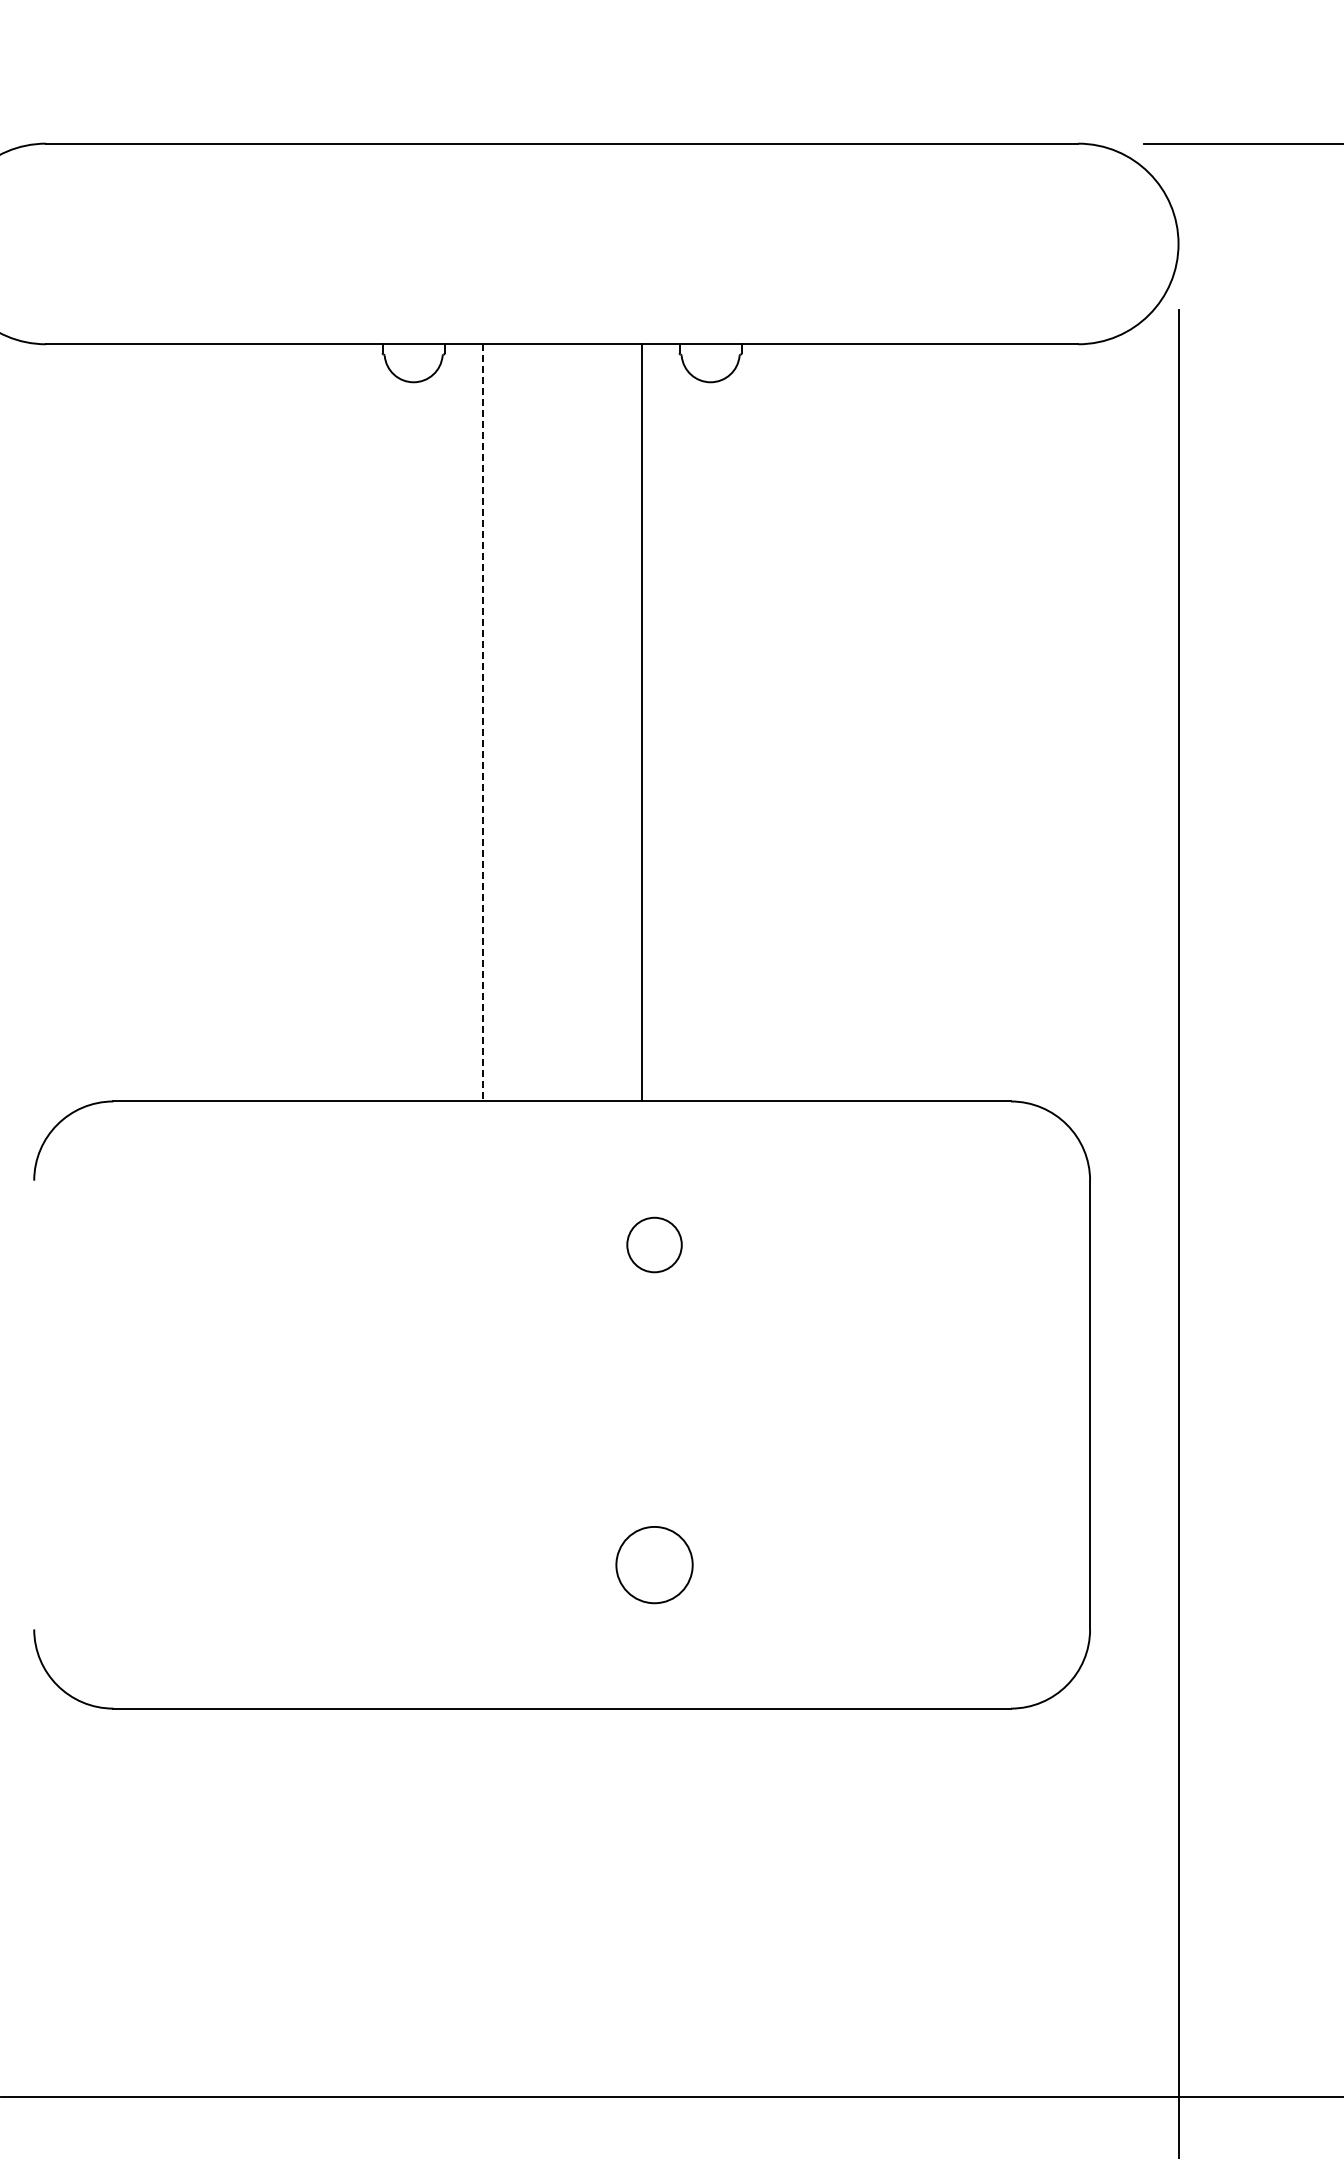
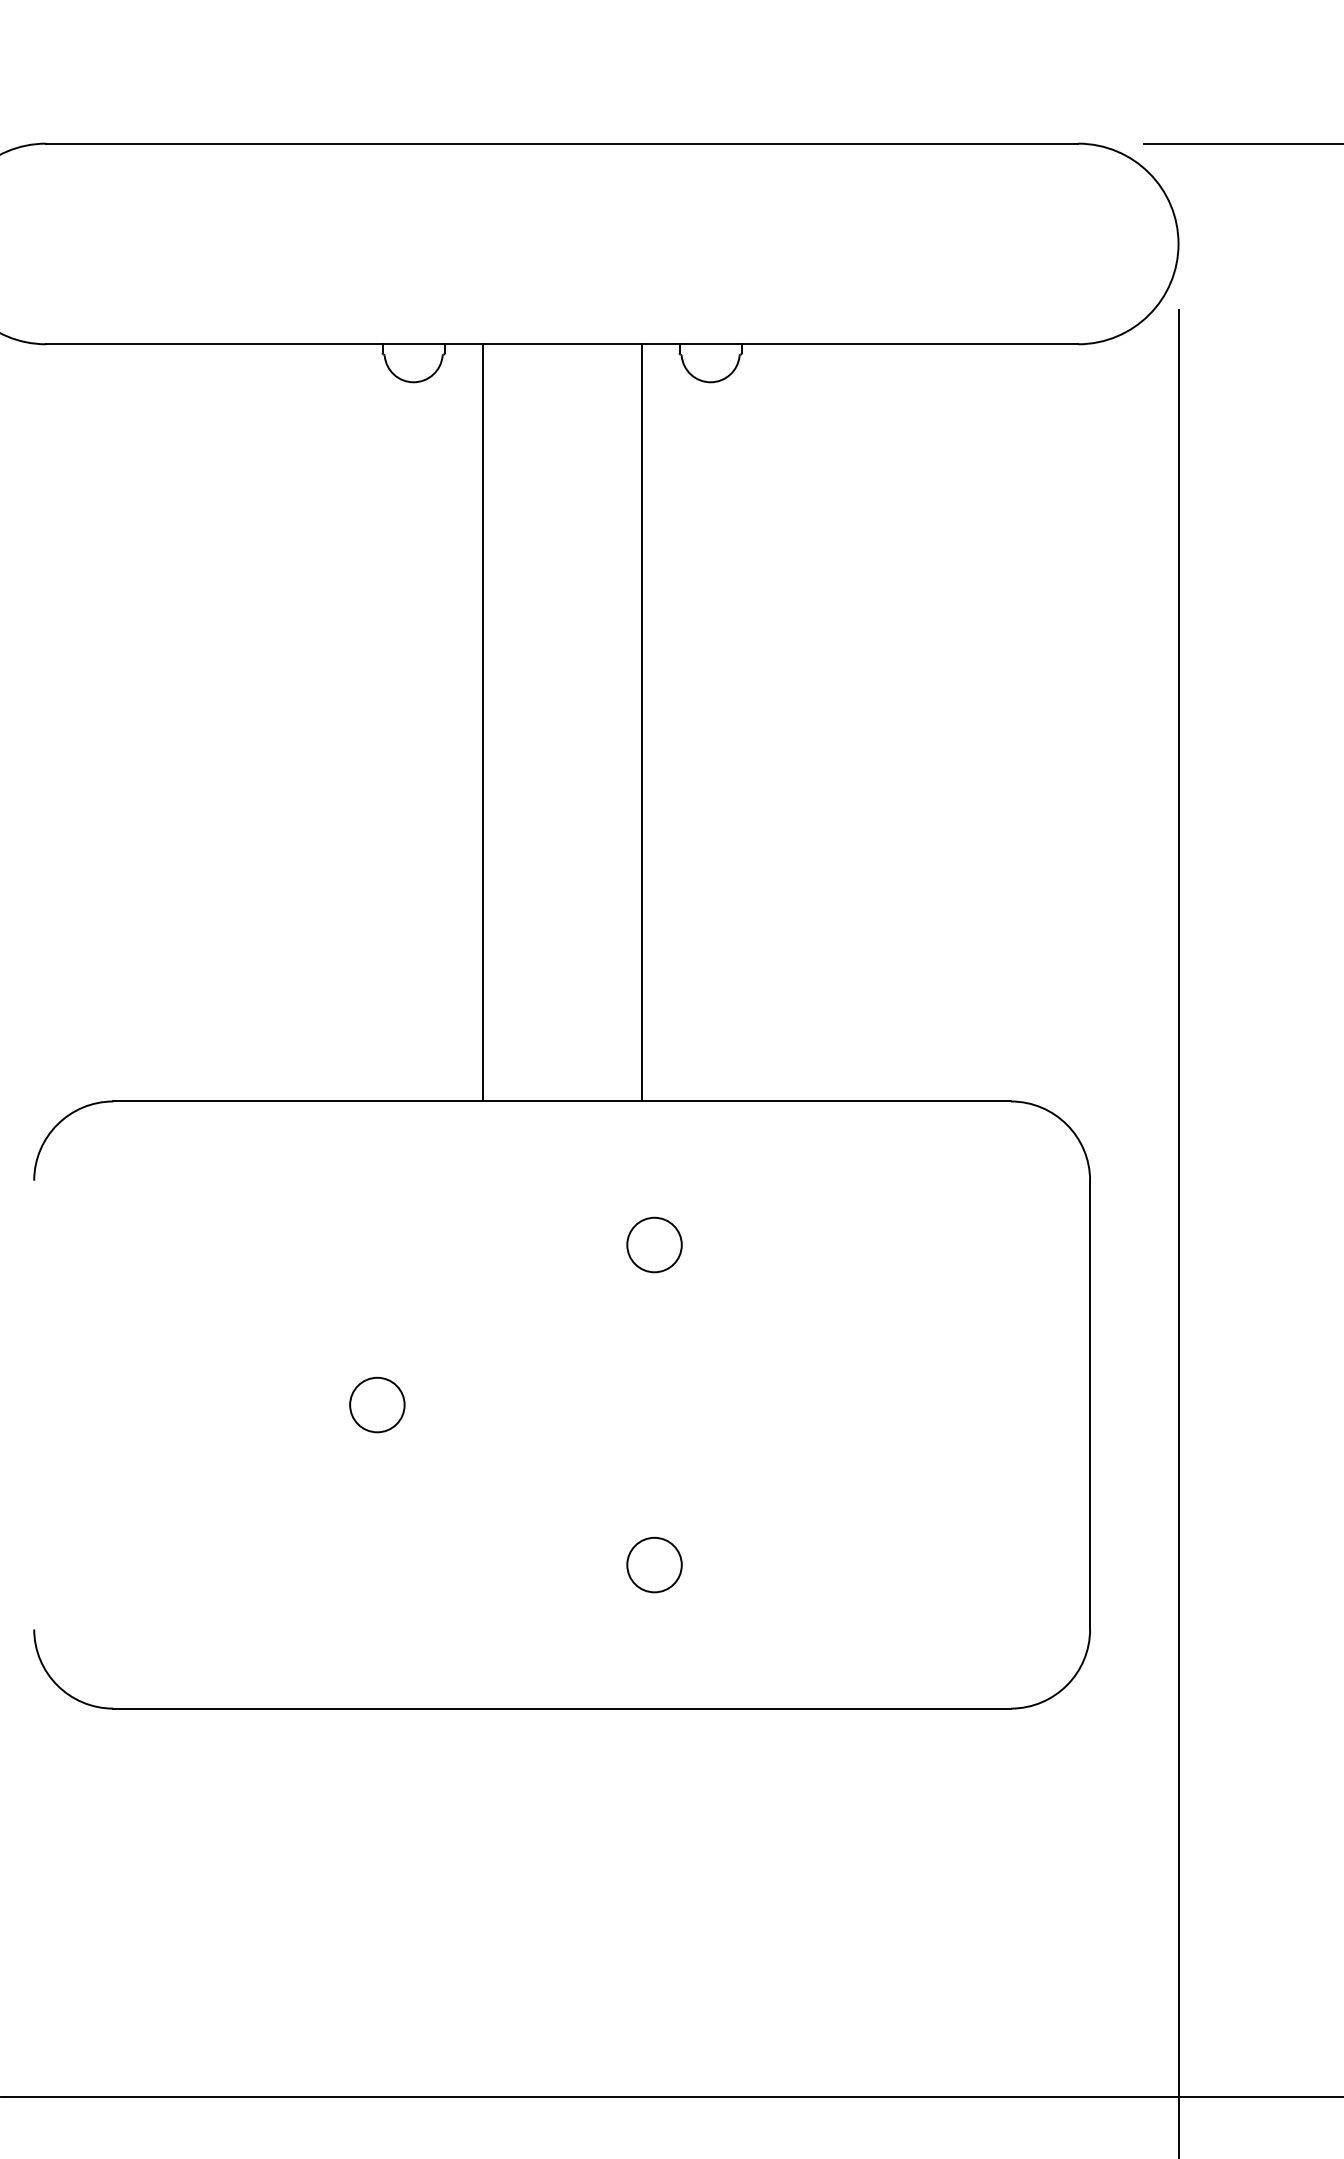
line: dashed -> solid (482, 722)
circle: none -> present (377, 1404)
circle diameter: 76 px -> 55 px (654, 1564)
